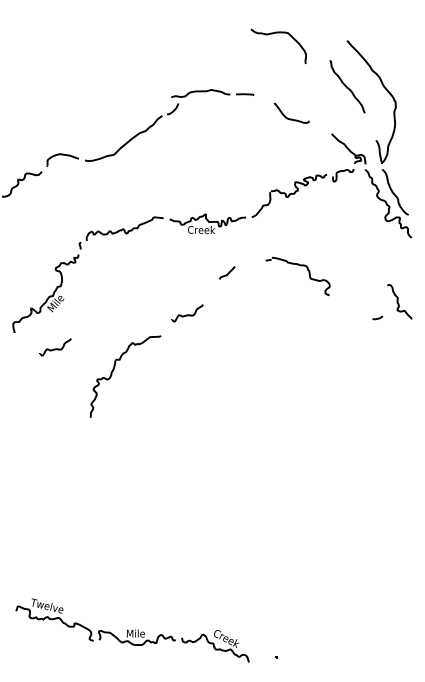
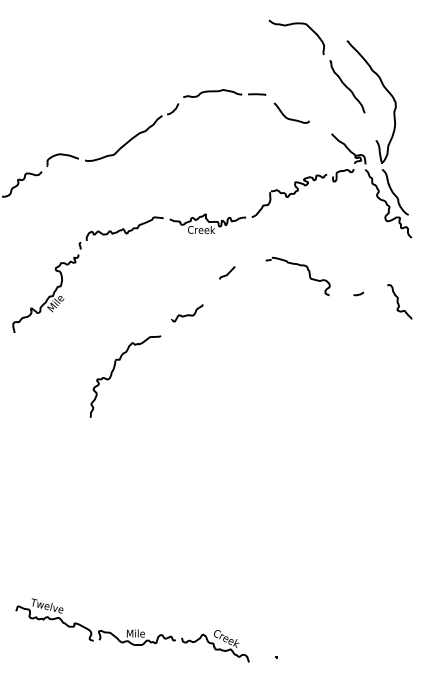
curve position: (278, 33) -> (296, 24) (296, 24)
part position: (212, 93) -> (224, 93) (224, 93)
line position: (377, 317) -> (358, 293) (358, 293)
curve: present -> none (55, 348)
